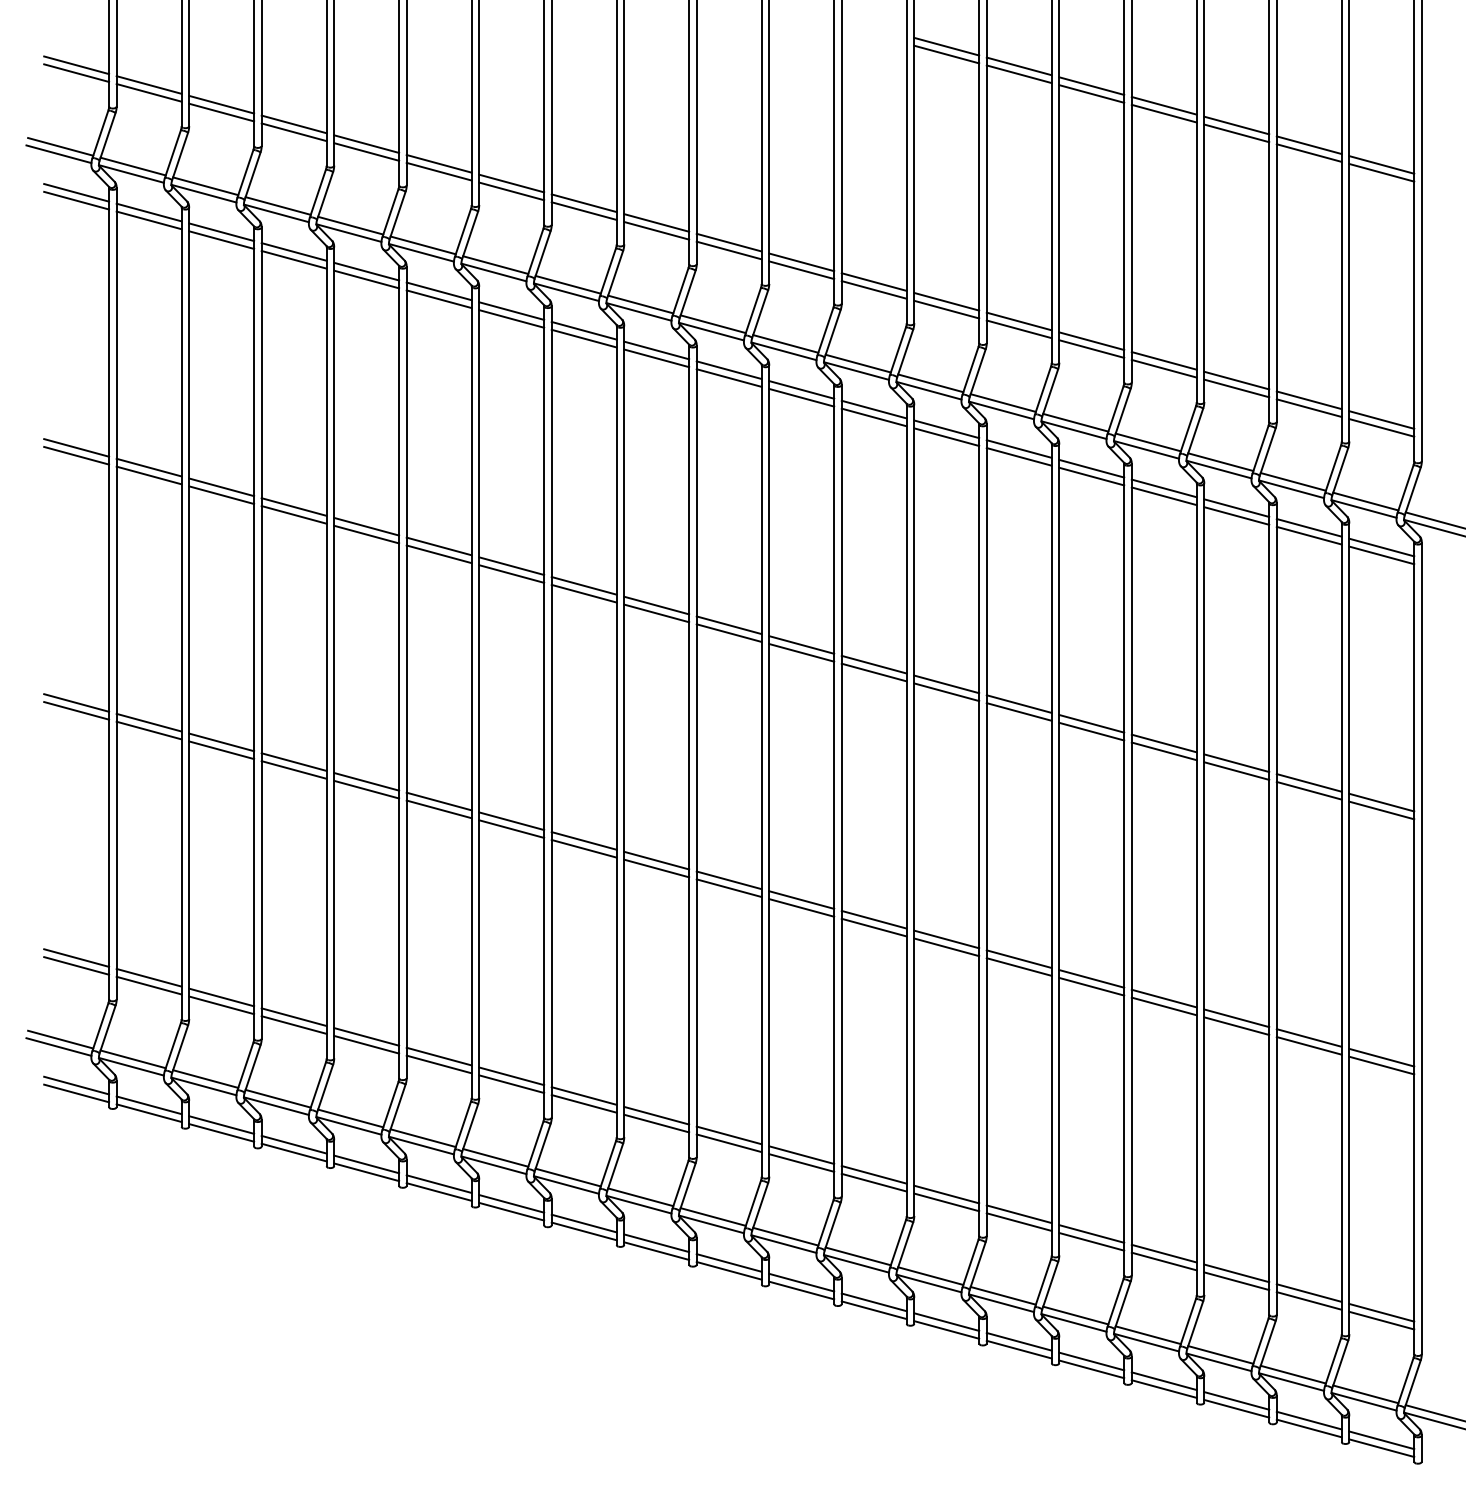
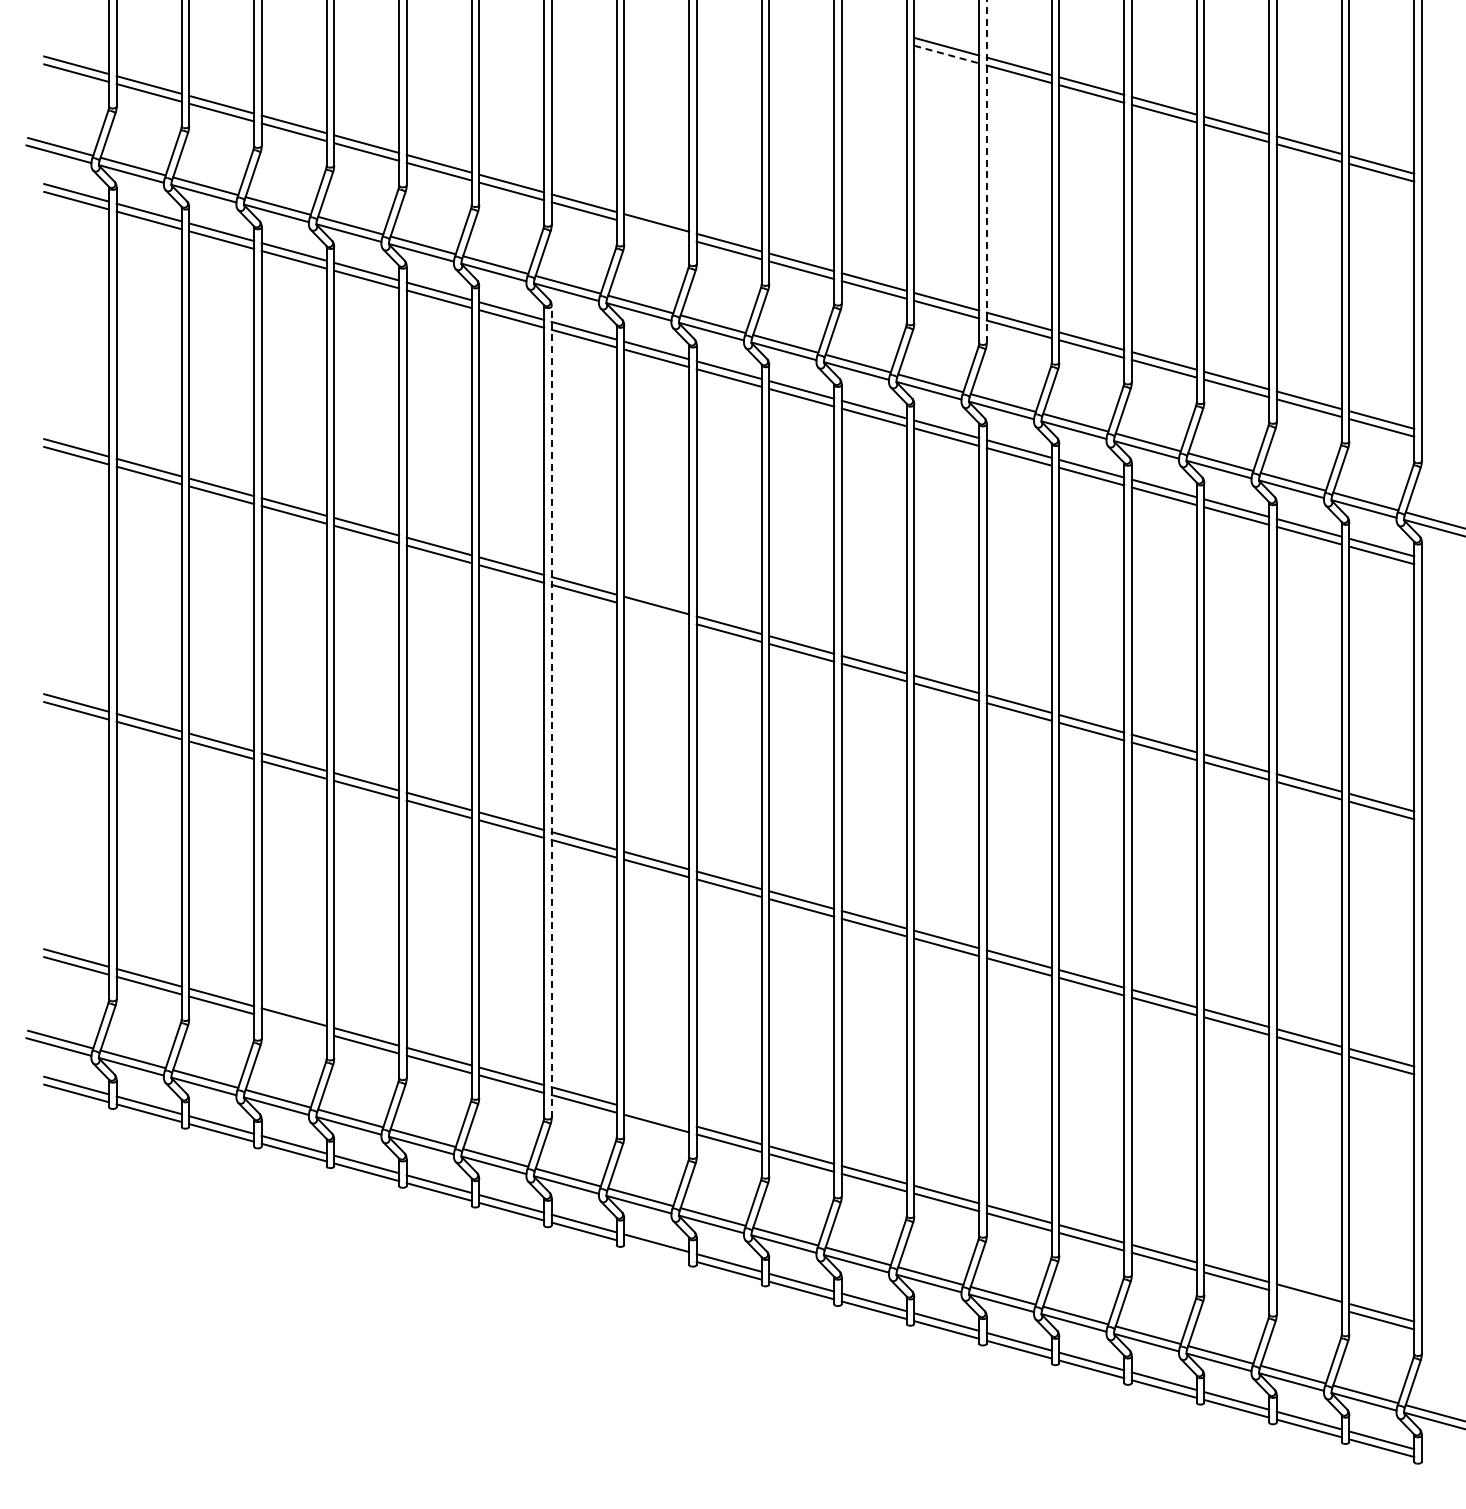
line: solid -> dashed (946, 54)
line: solid -> dashed (986, 171)
line: present -> none (656, 230)
line: present -> none (656, 613)
line: solid -> dashed (551, 711)
line: present -> none (293, 1024)
line: present -> none (656, 1115)
line: present -> none (656, 1250)
line: present -> none (1308, 1300)
